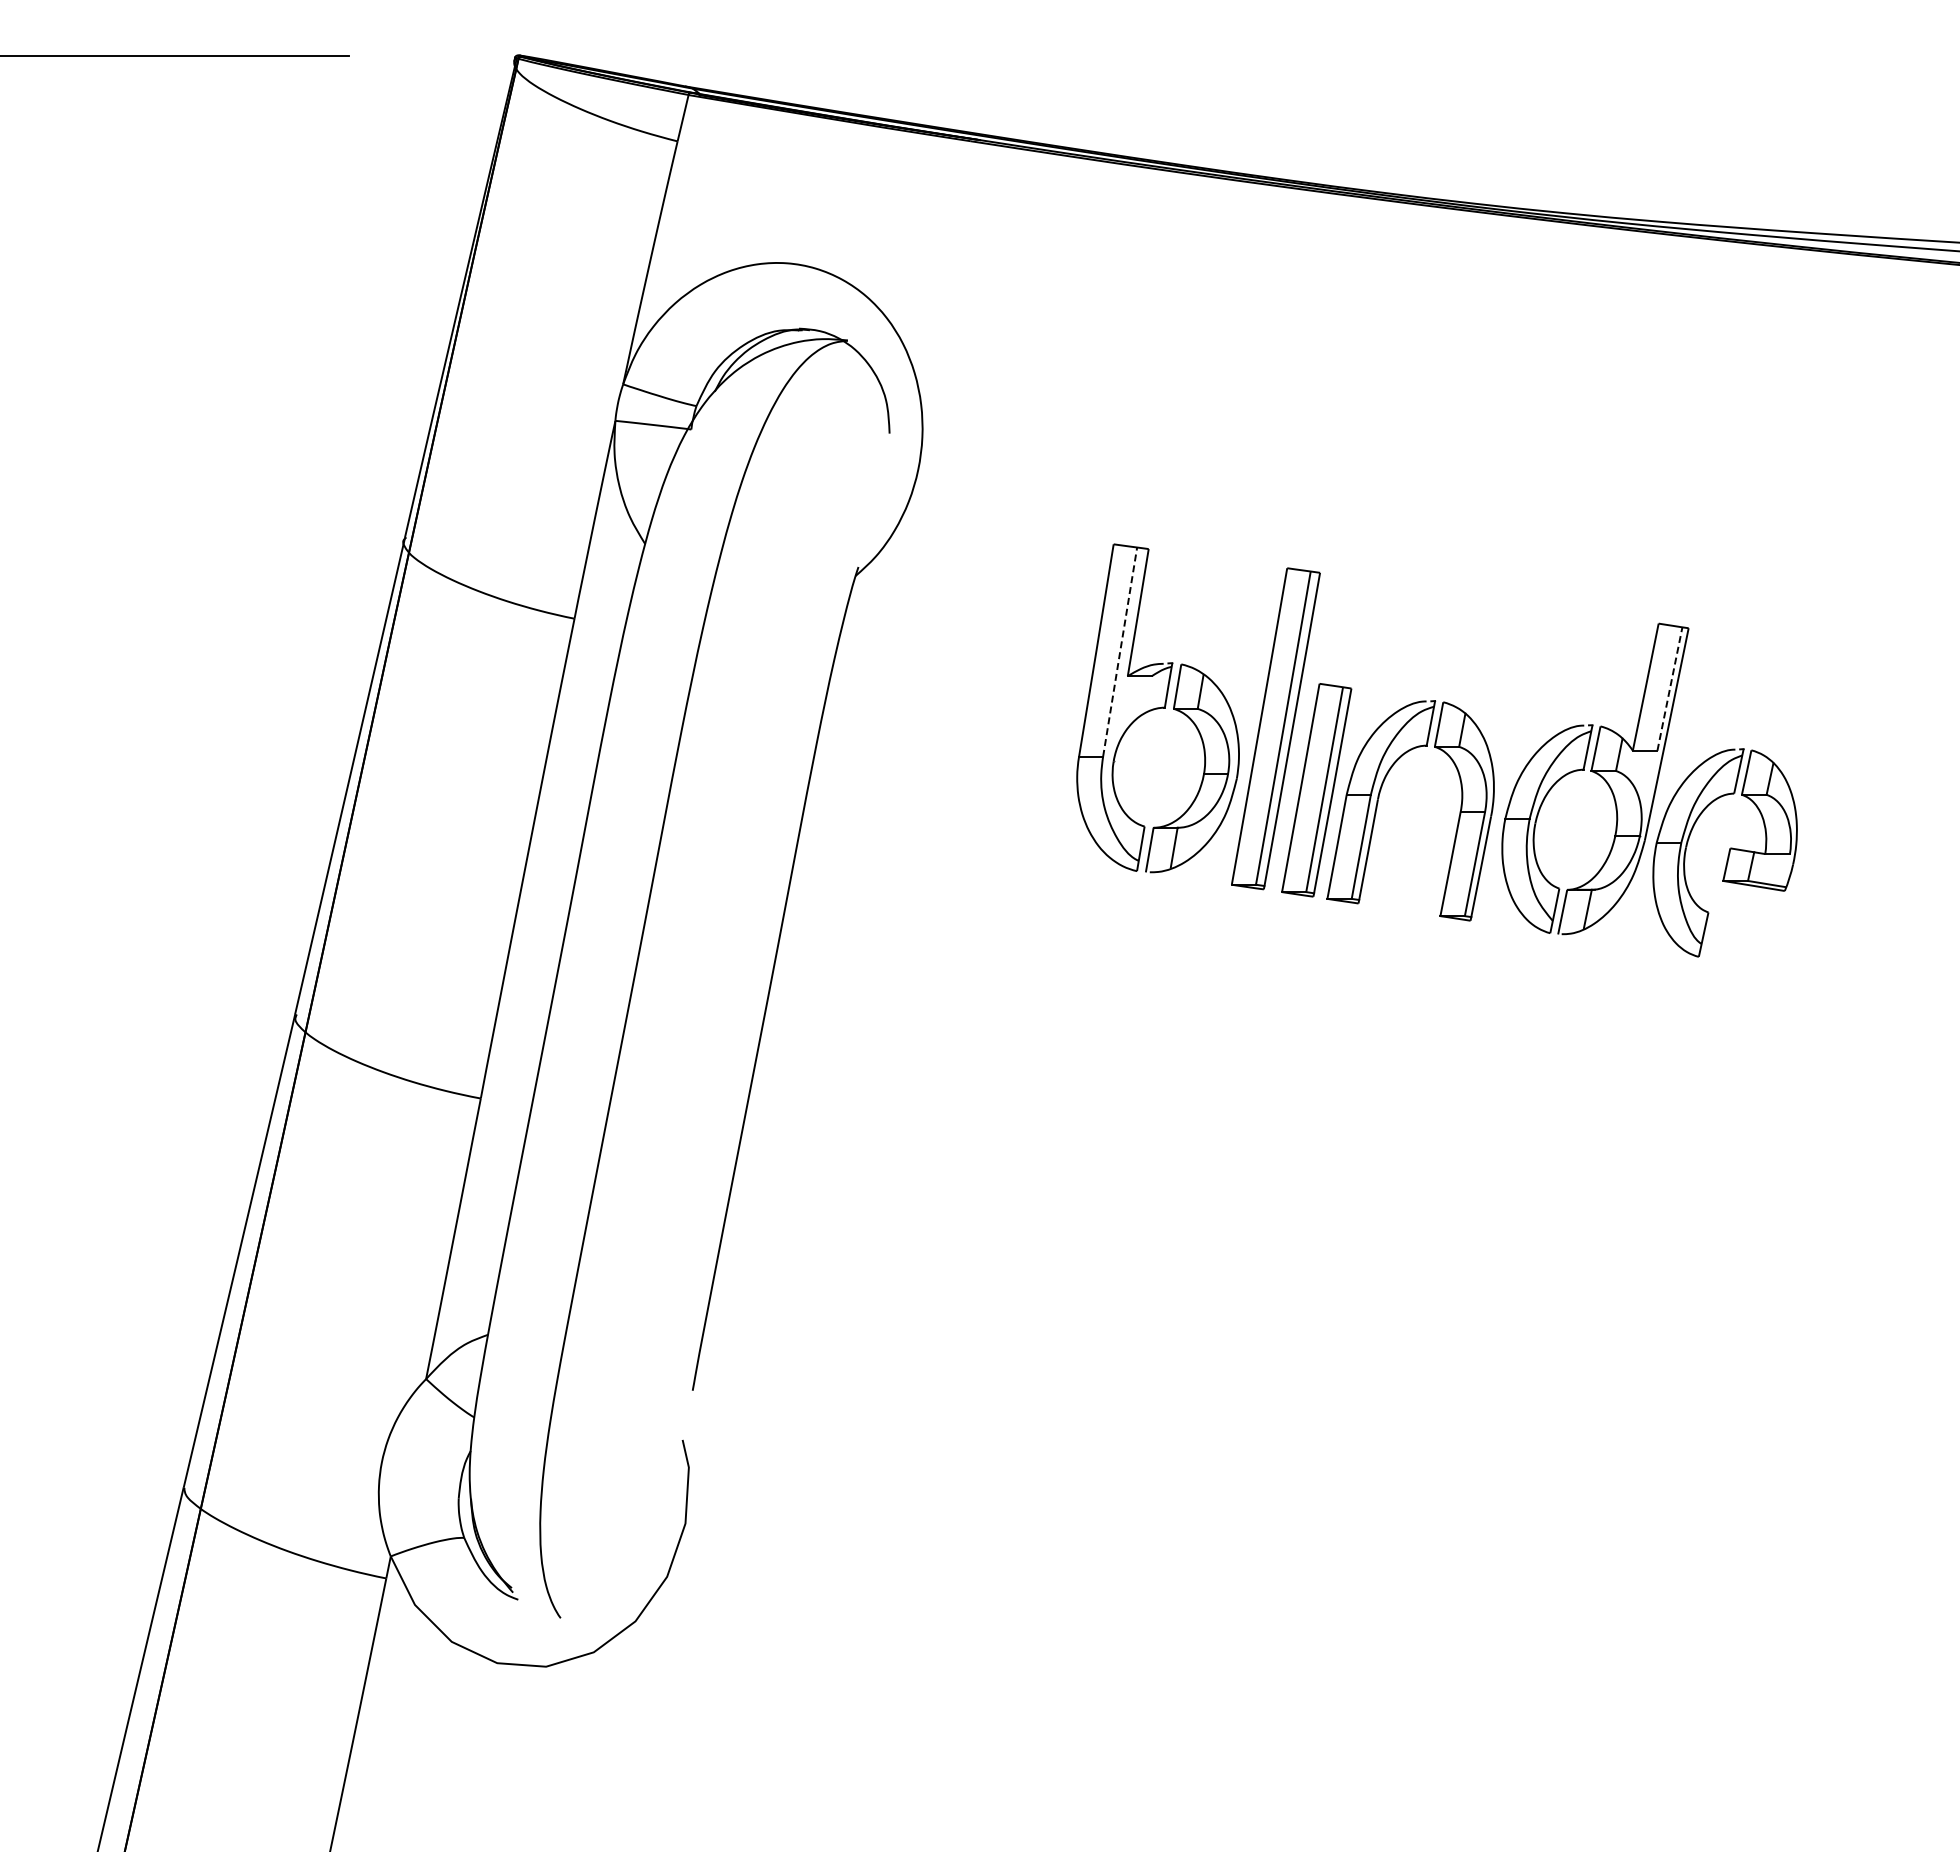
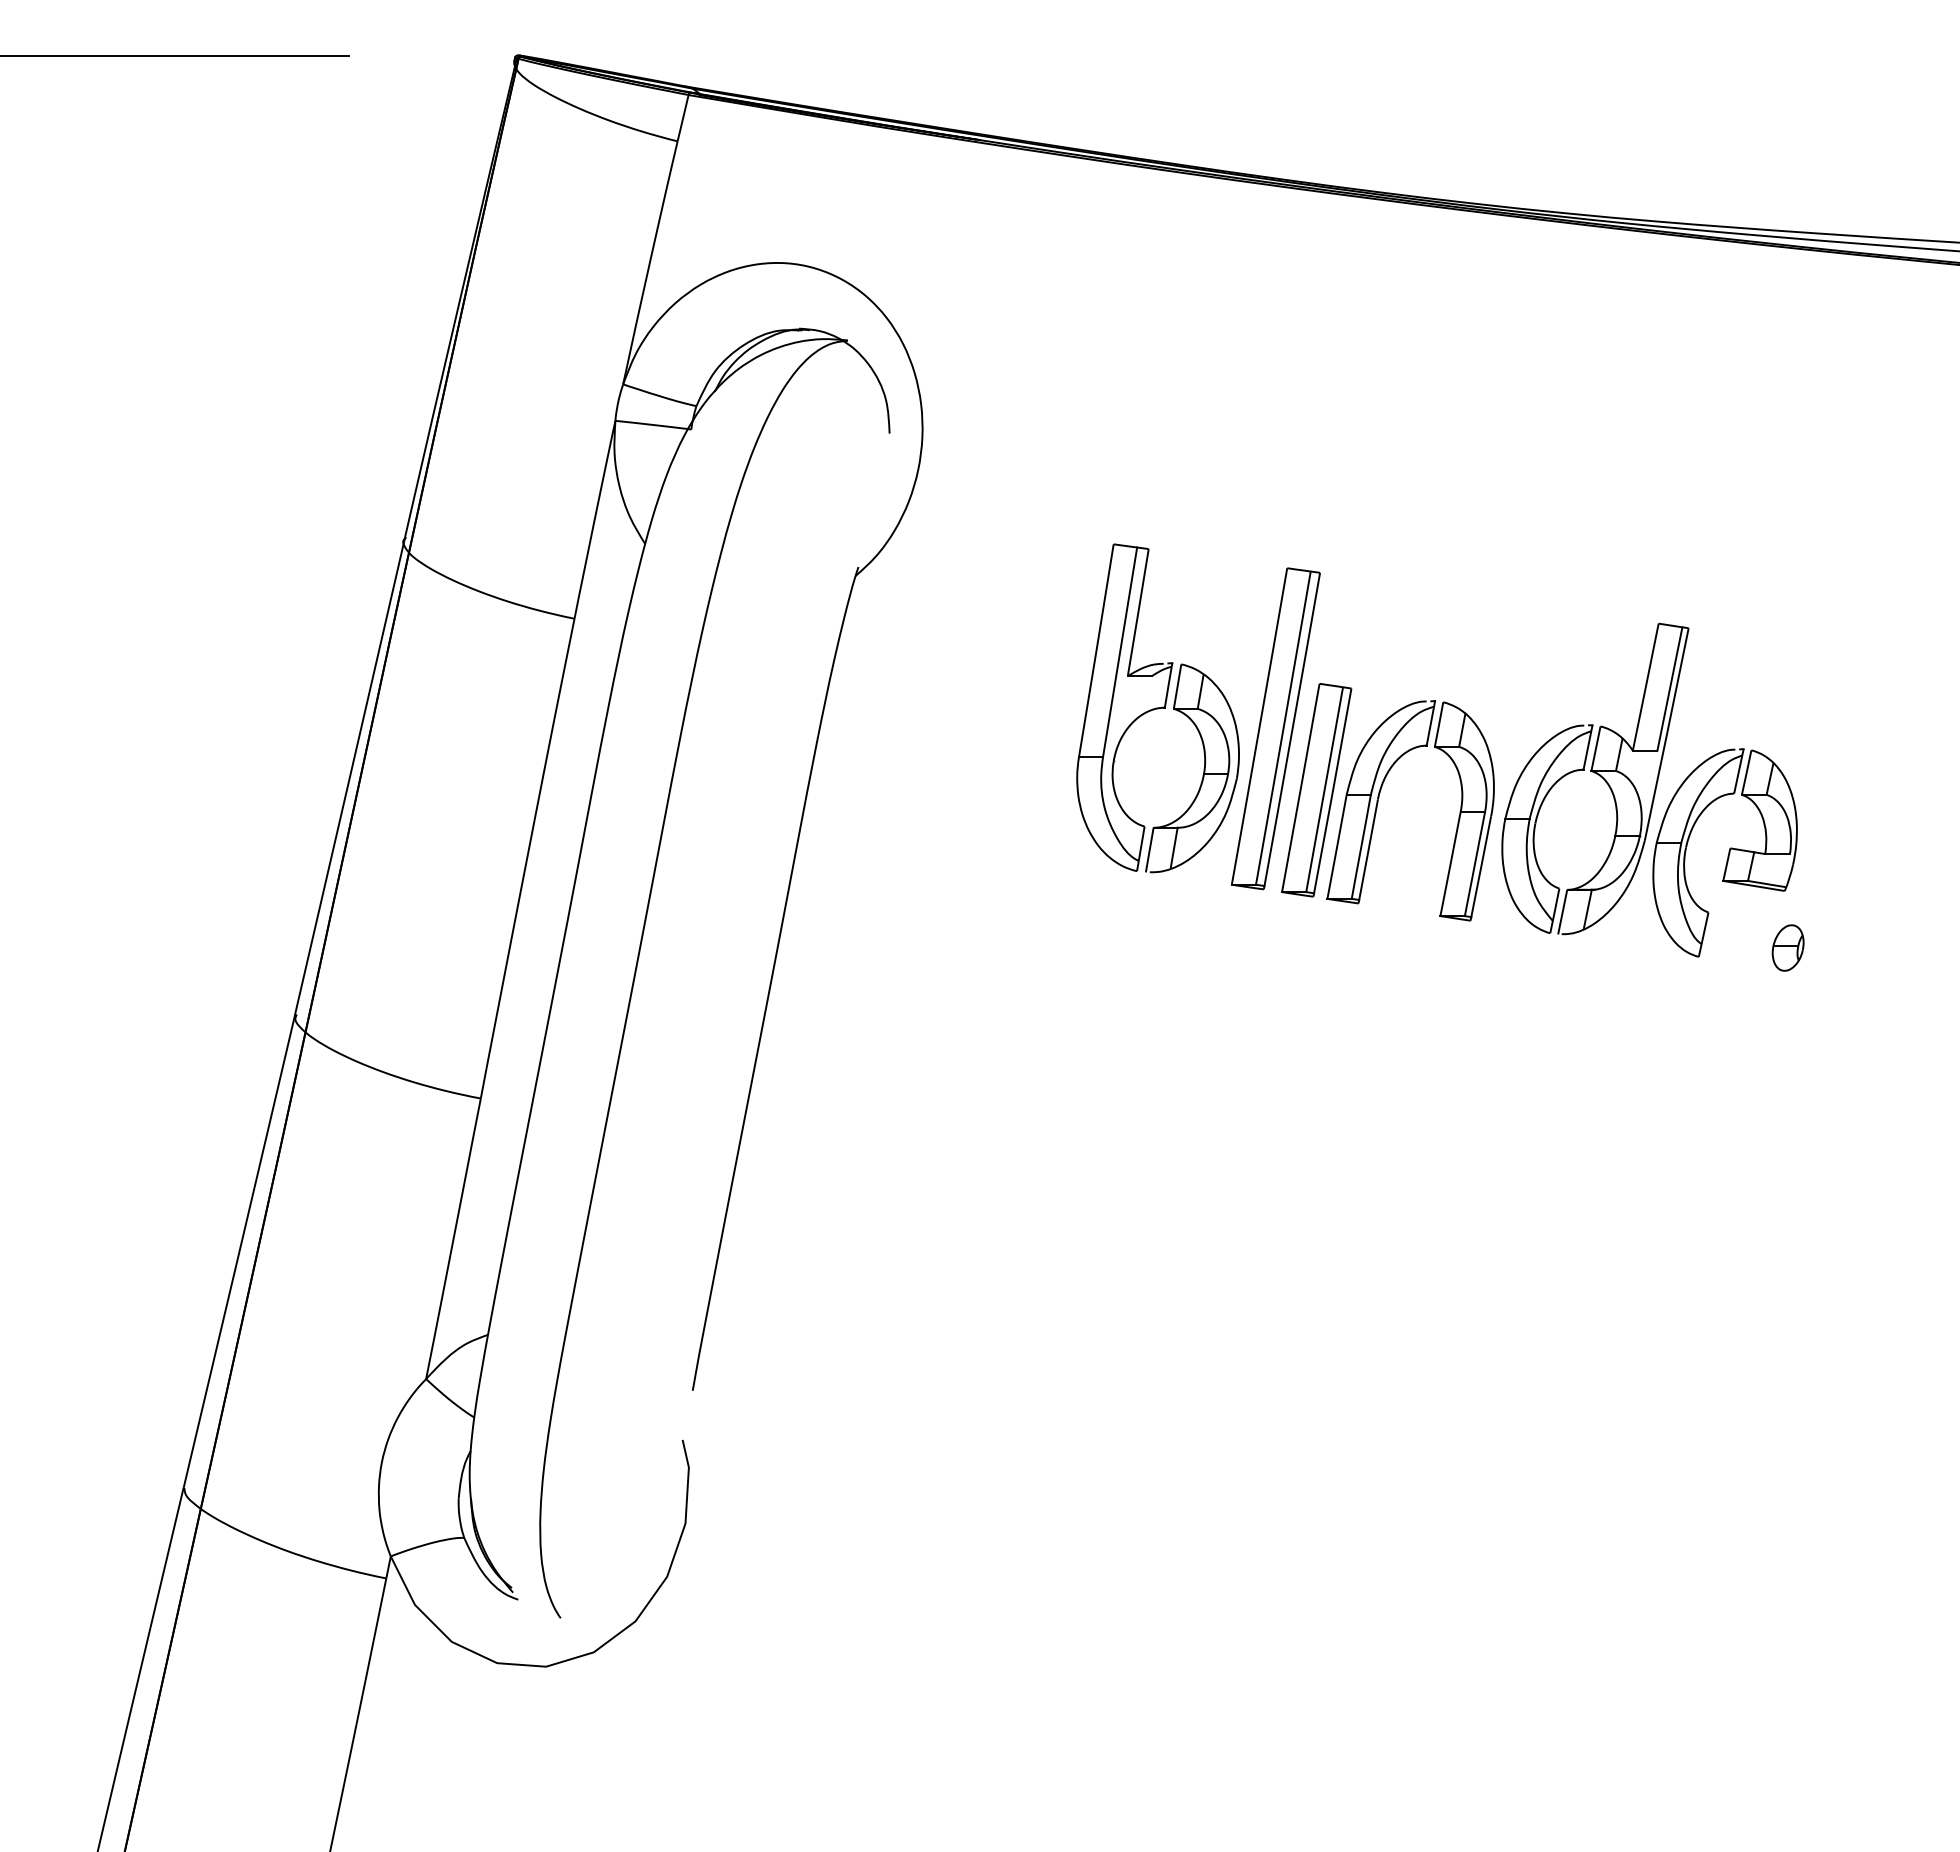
line: dashed -> solid (1120, 651)
line: dashed -> solid (1669, 689)
part: none -> present (1787, 947)
